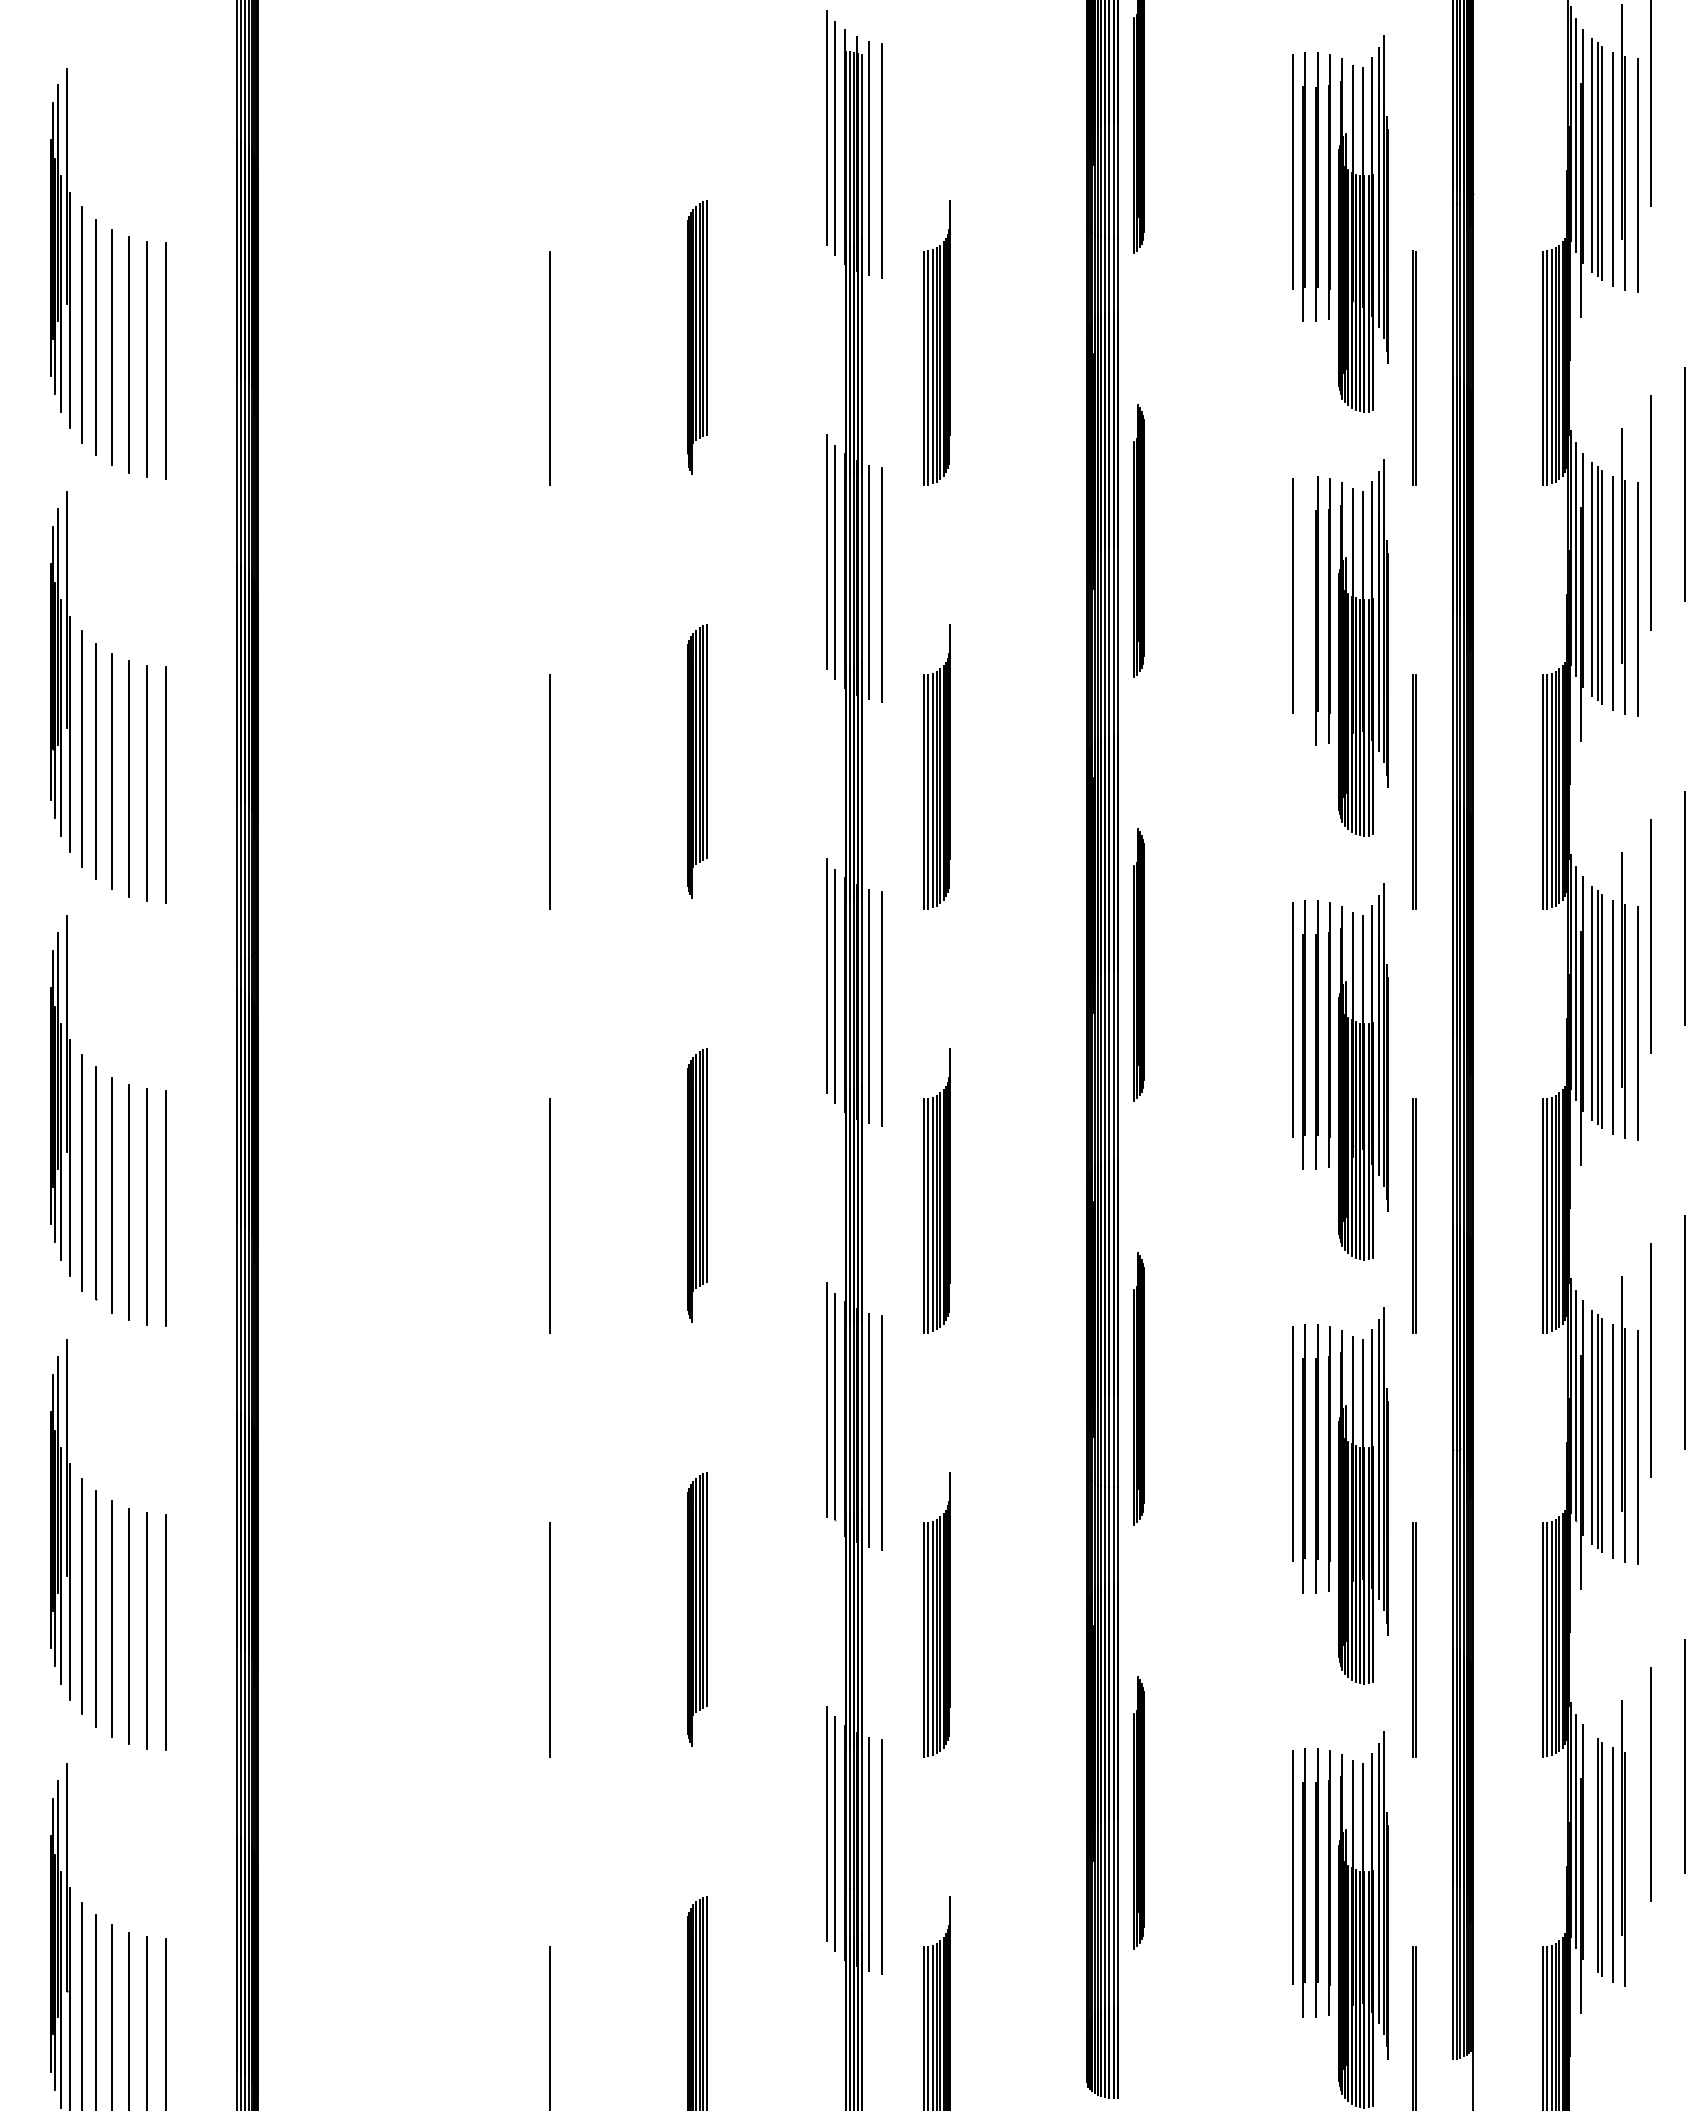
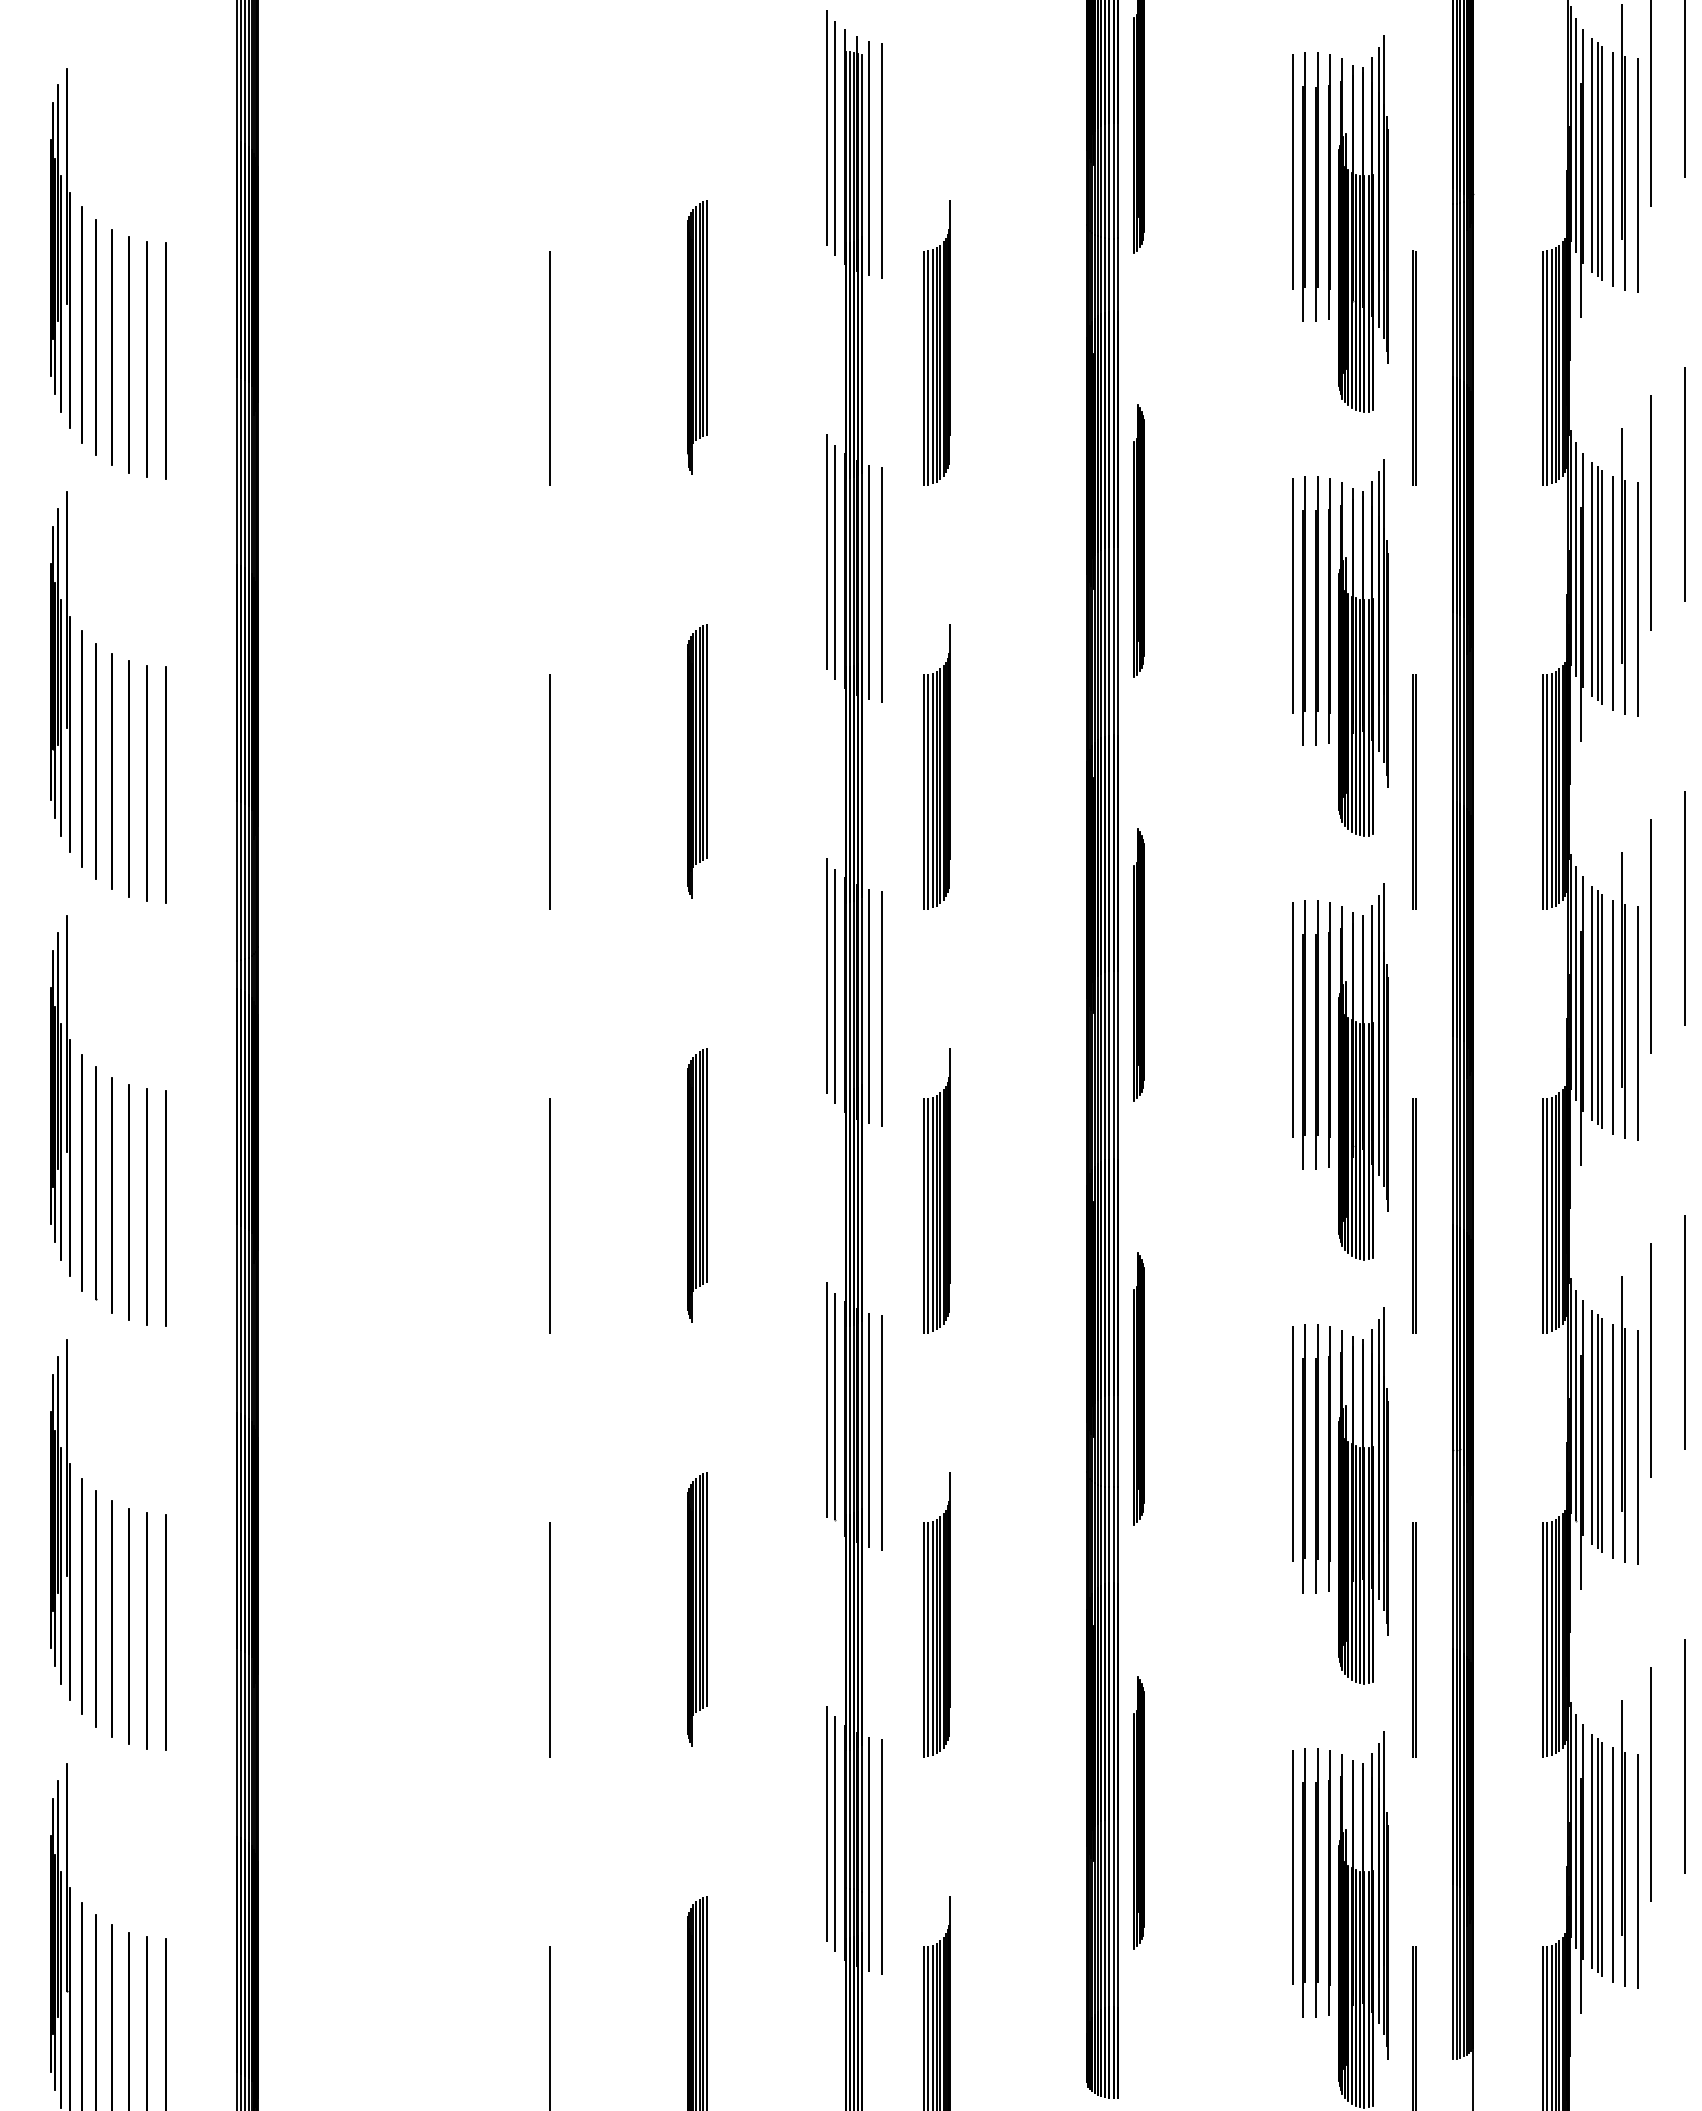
line: none -> present (1685, 90)
line: none -> present (1303, 610)
line: none -> present (1591, 1851)
line: none -> present (1637, 1871)
